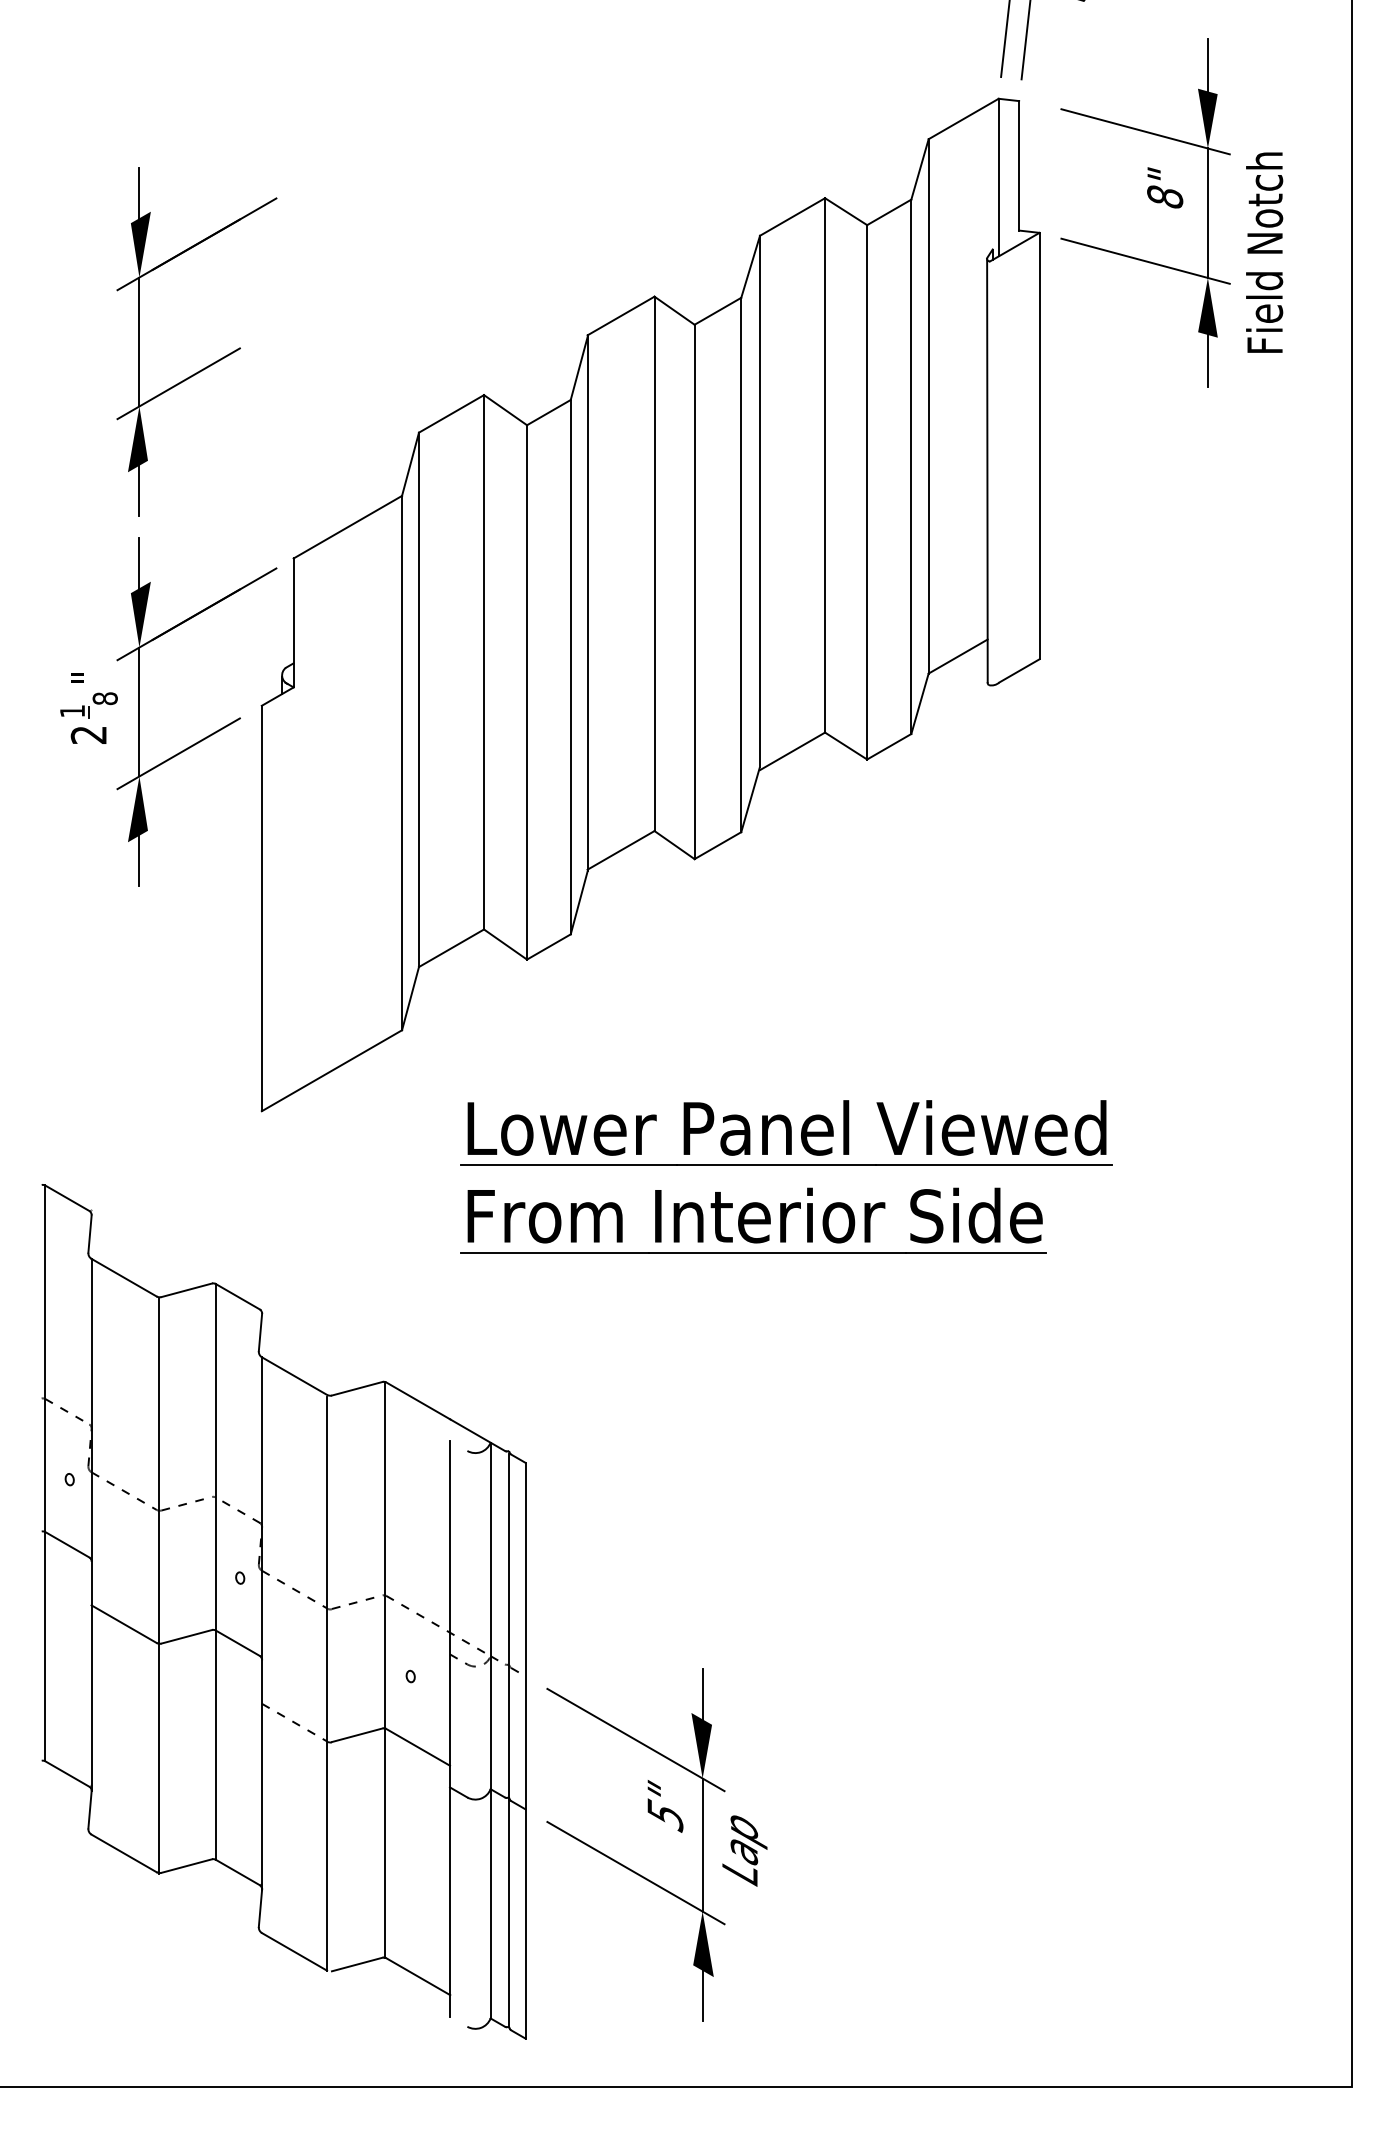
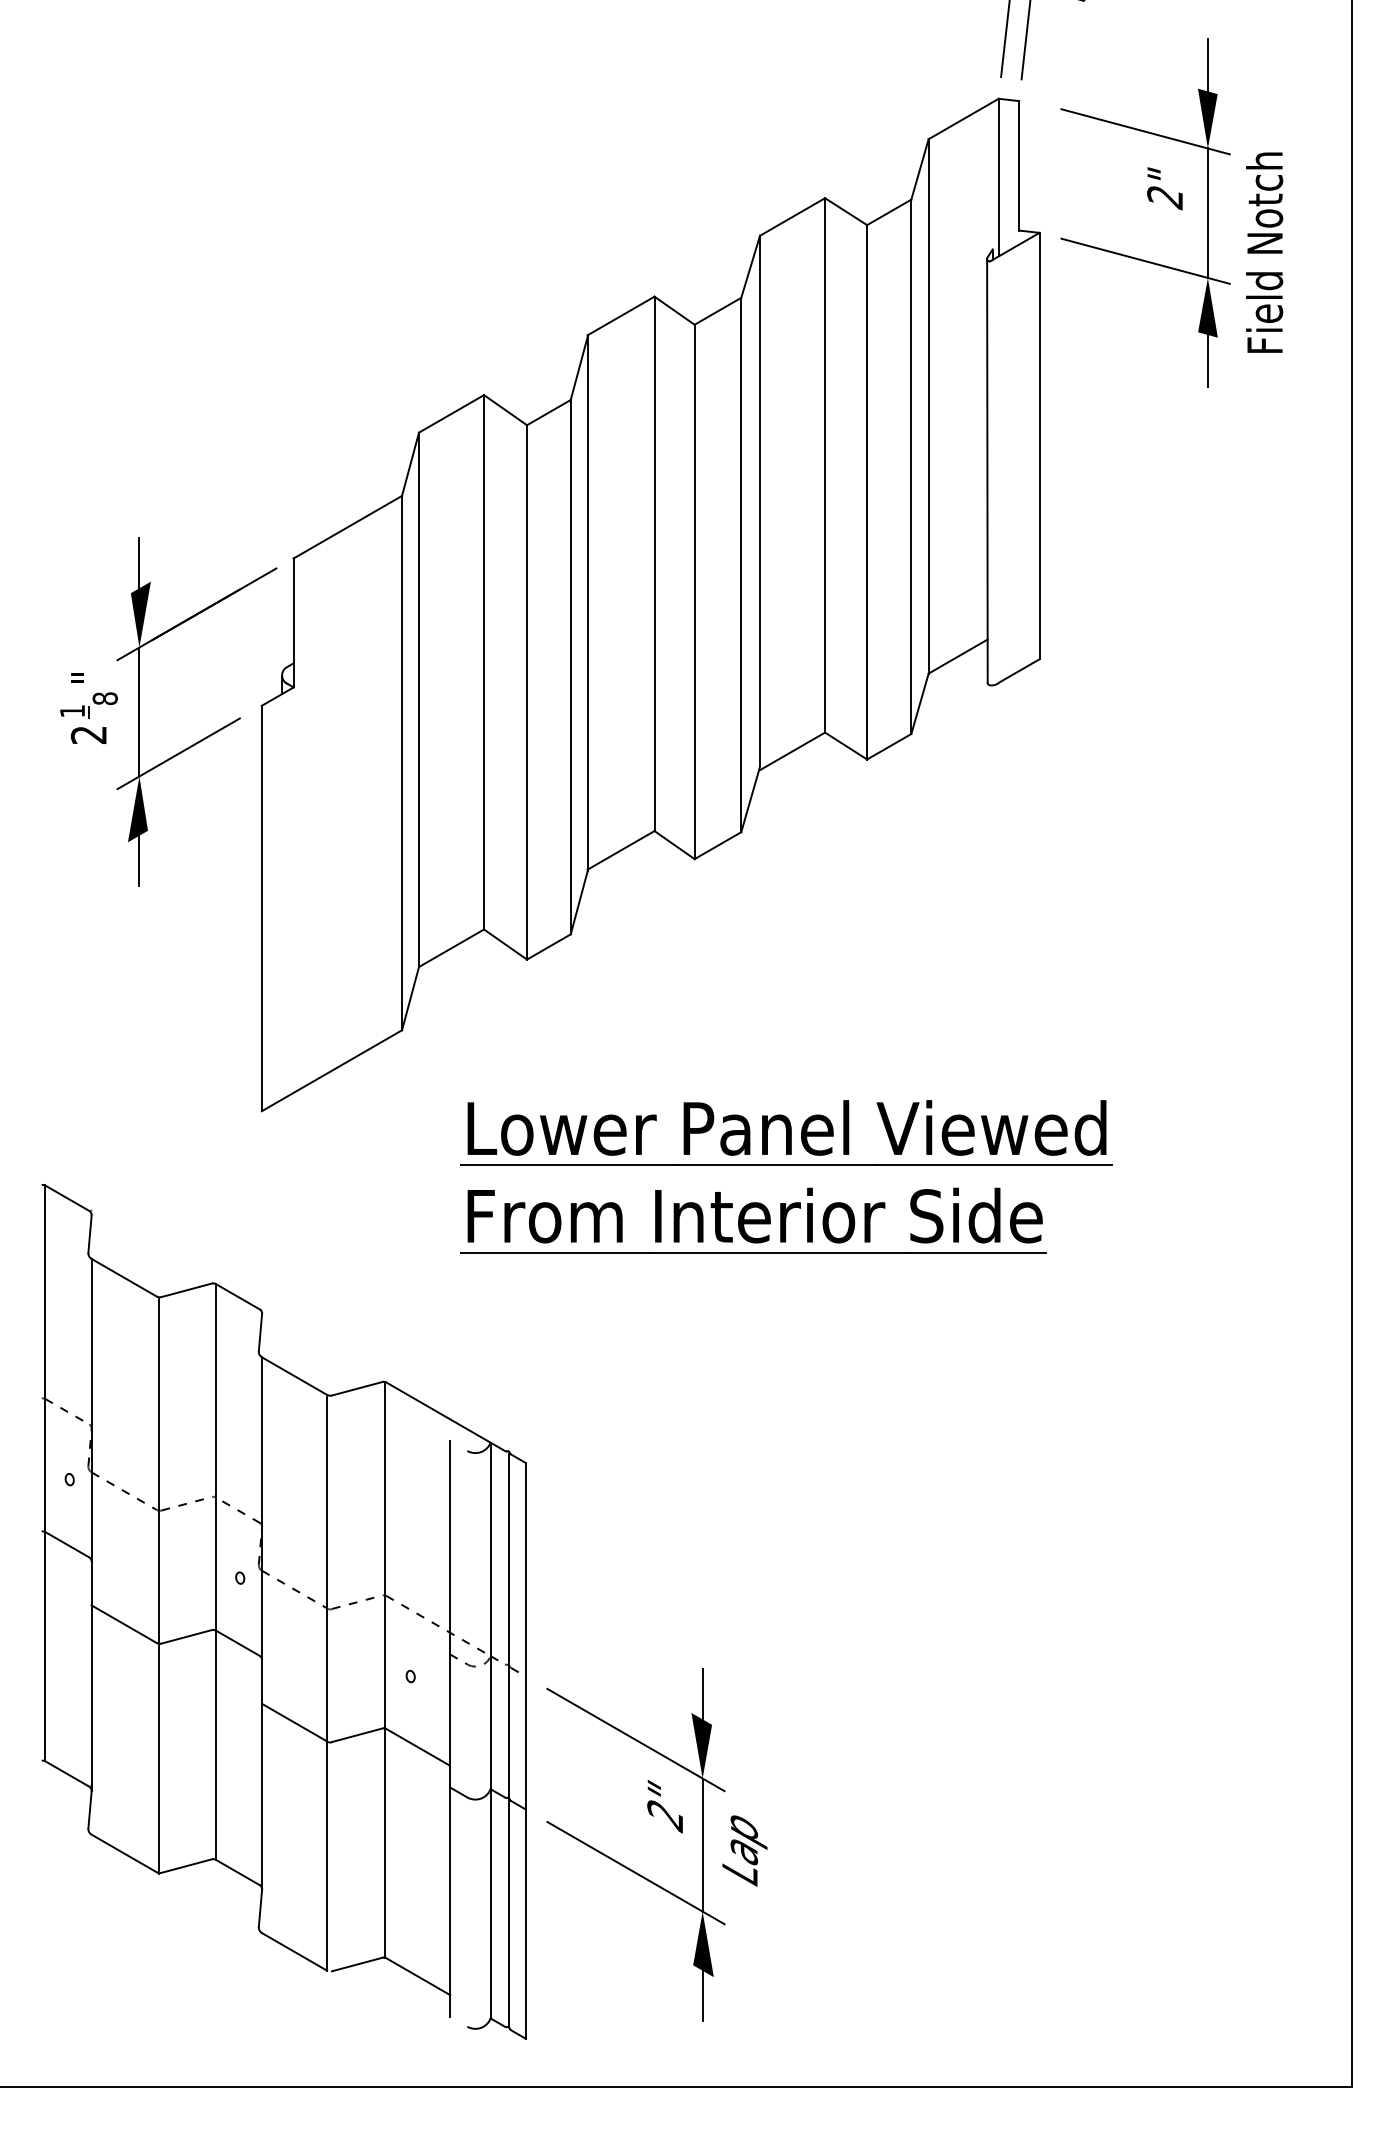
text: 8" -> 2" (1165, 197)
part: present -> none (209, 364)
line: dashed -> solid (294, 1722)
text: 5" -> 2" (665, 1815)
